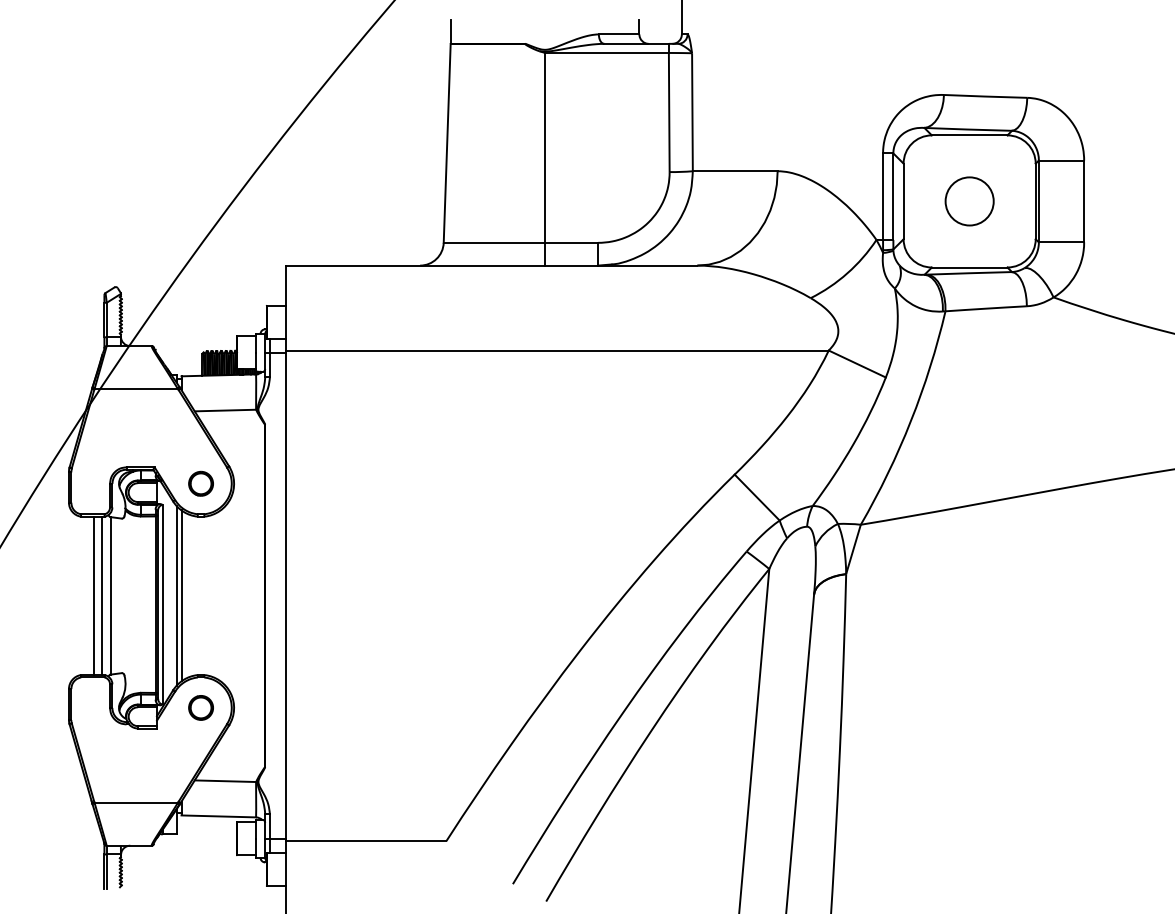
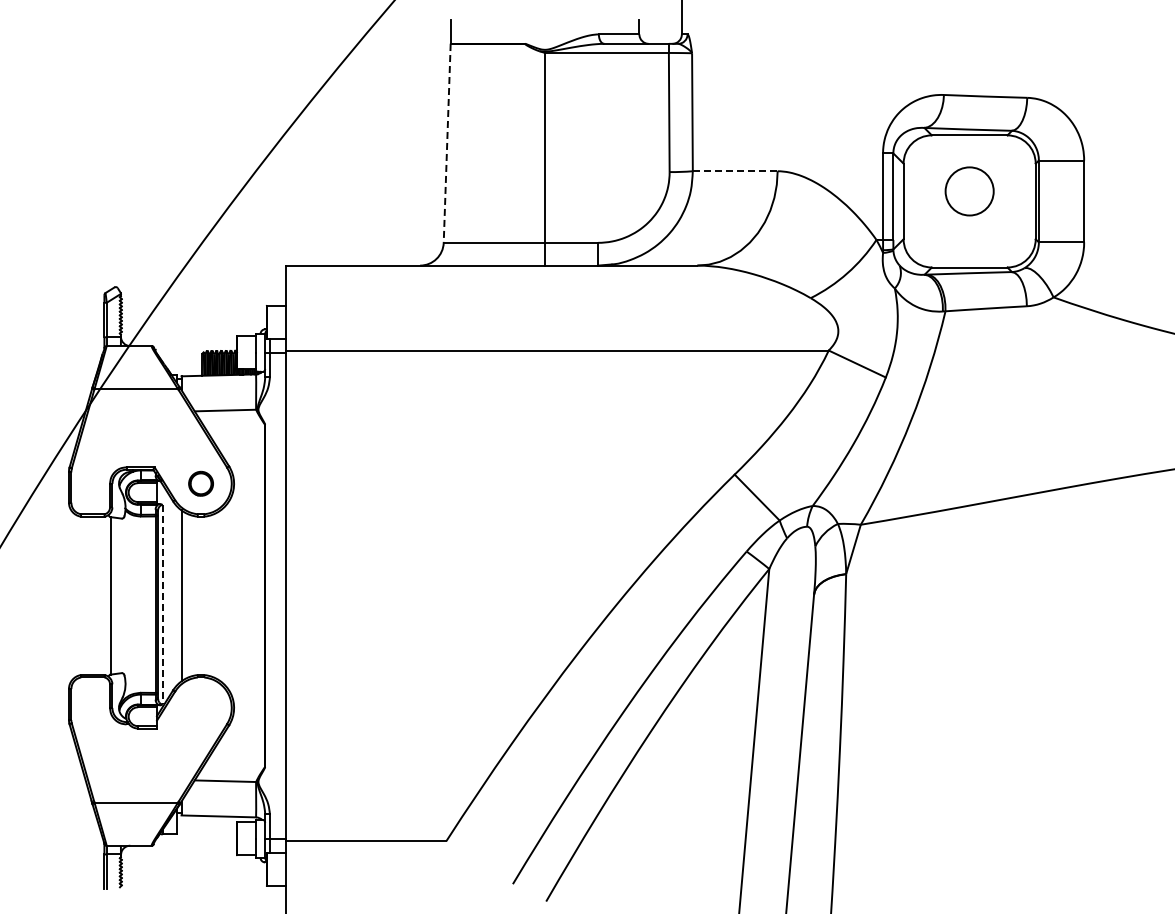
line: solid -> dashed (447, 143)
line: solid -> dashed (735, 171)
circle position: (969, 201) -> (969, 191) (969, 191)
line: present -> none (94, 595)
line: present -> none (102, 595)
line: present -> none (176, 595)
line: solid -> dashed (162, 604)
circle: present -> none (200, 707)
